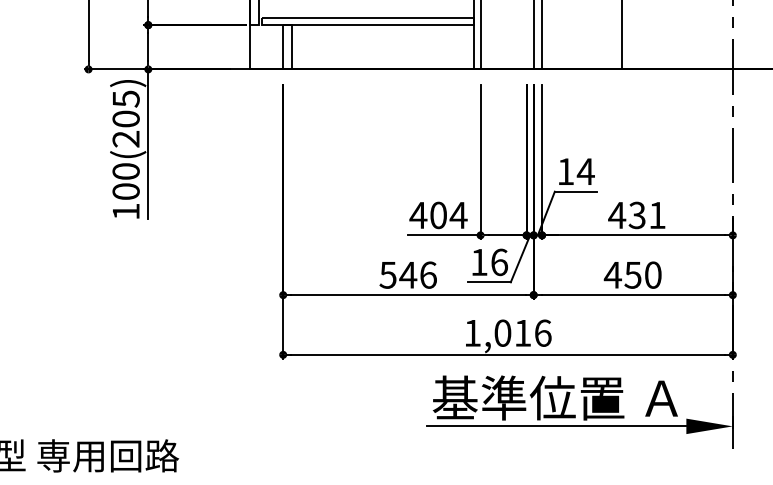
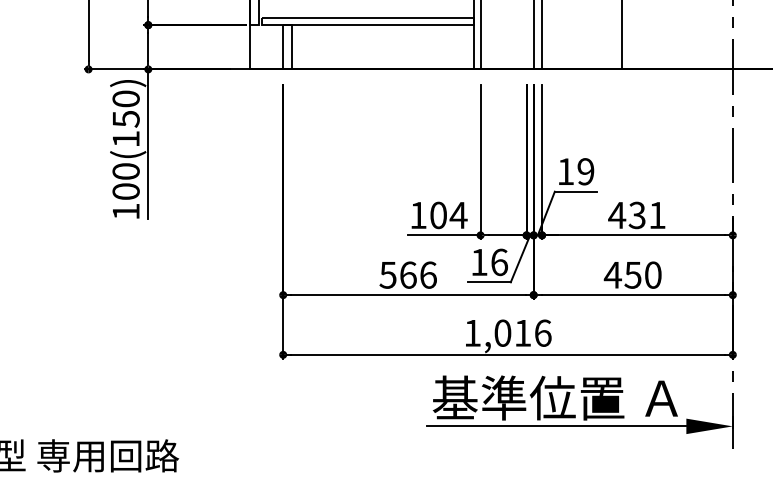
text: 100(205) -> 100(150) (125, 118)
text: 14 -> 19 (585, 171)
text: 404 -> 104 (418, 215)
text: 546 -> 566 (408, 274)
